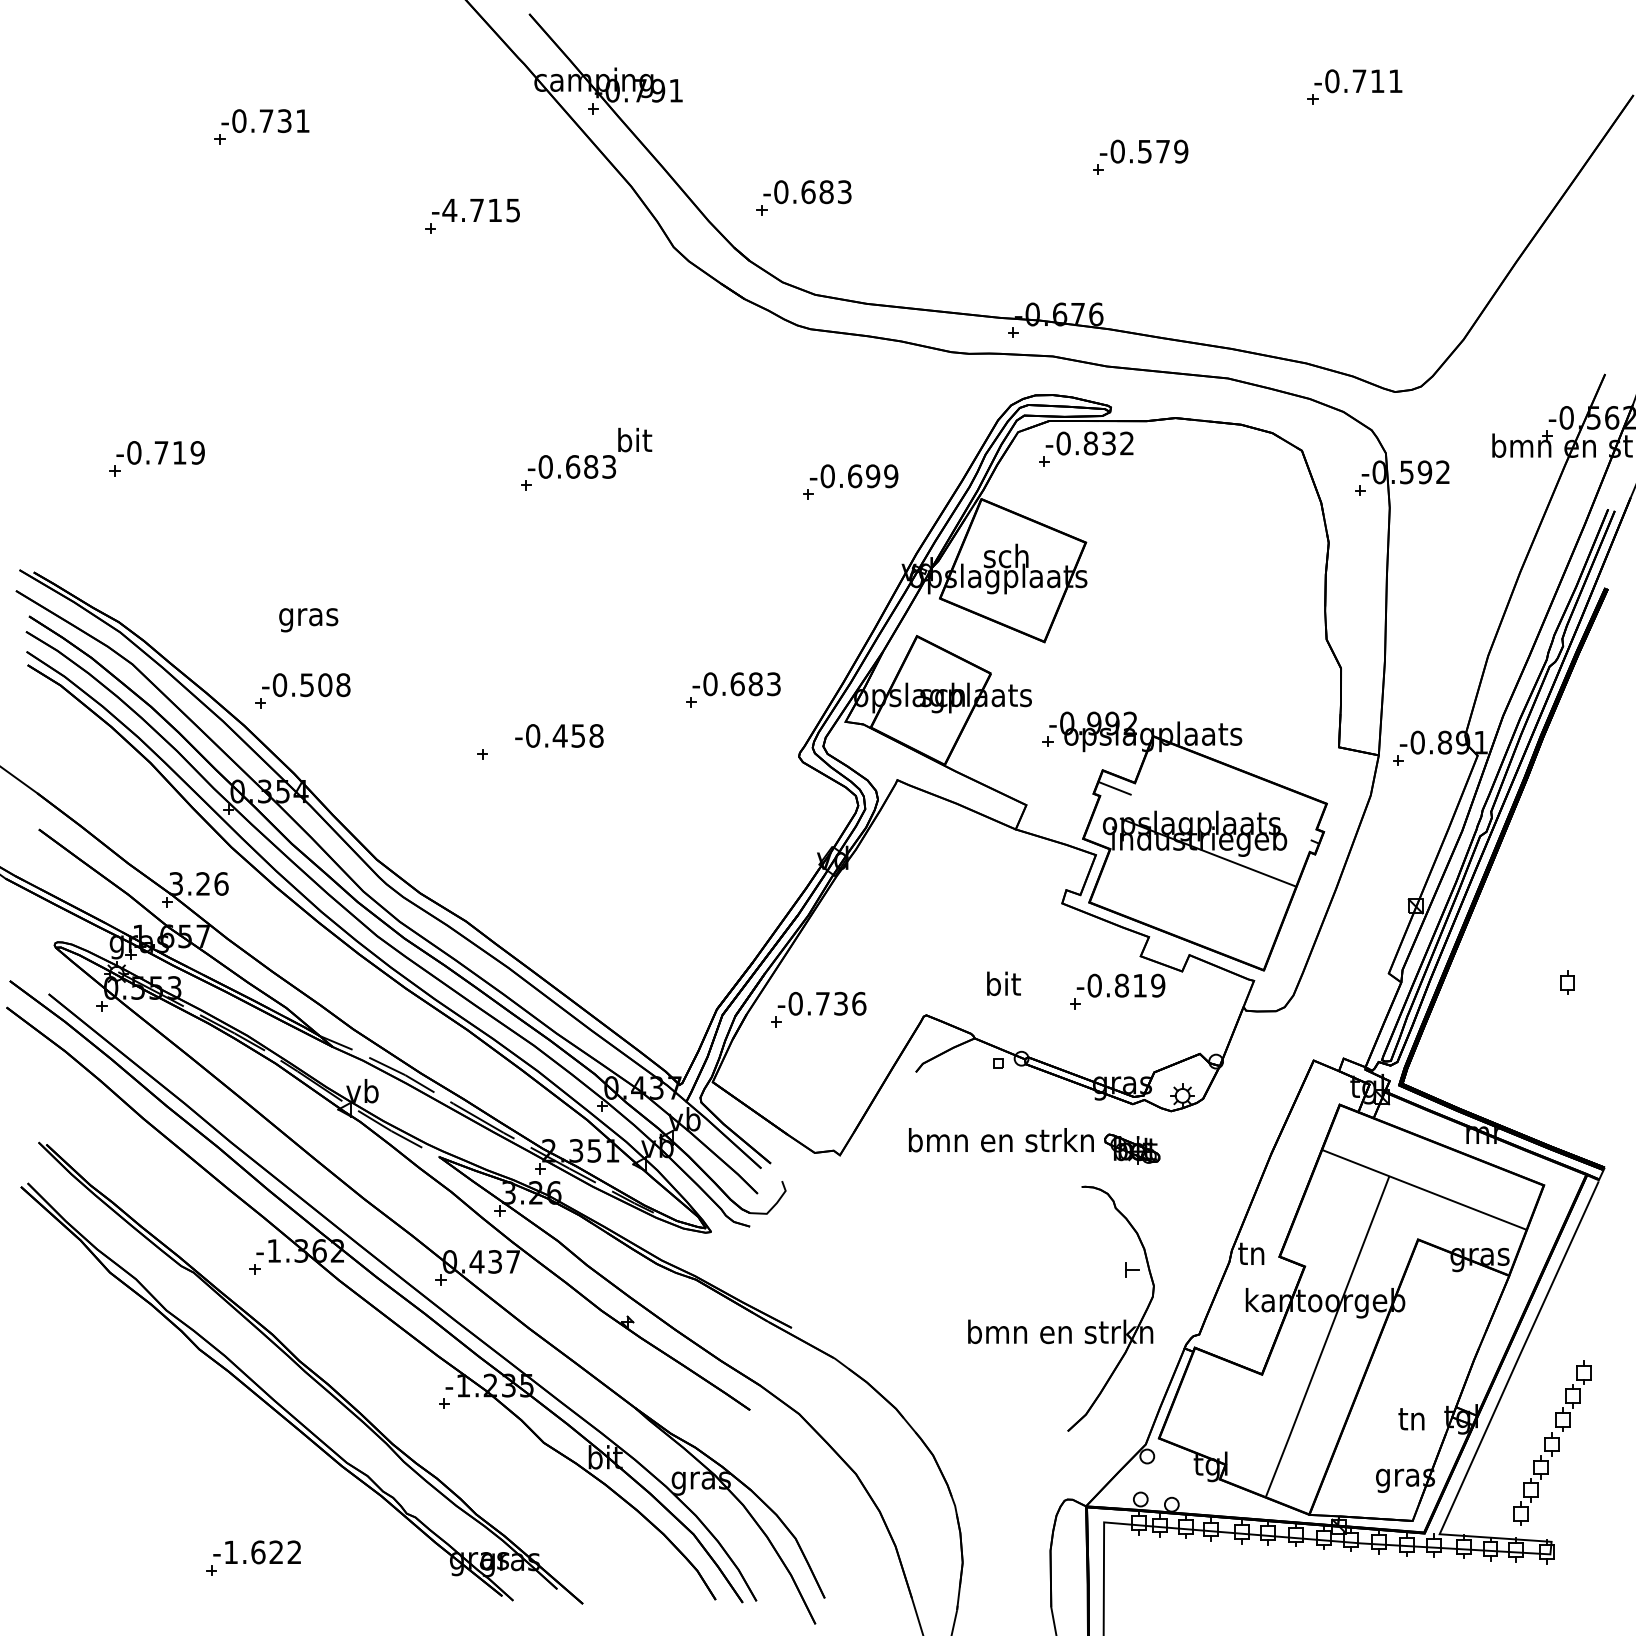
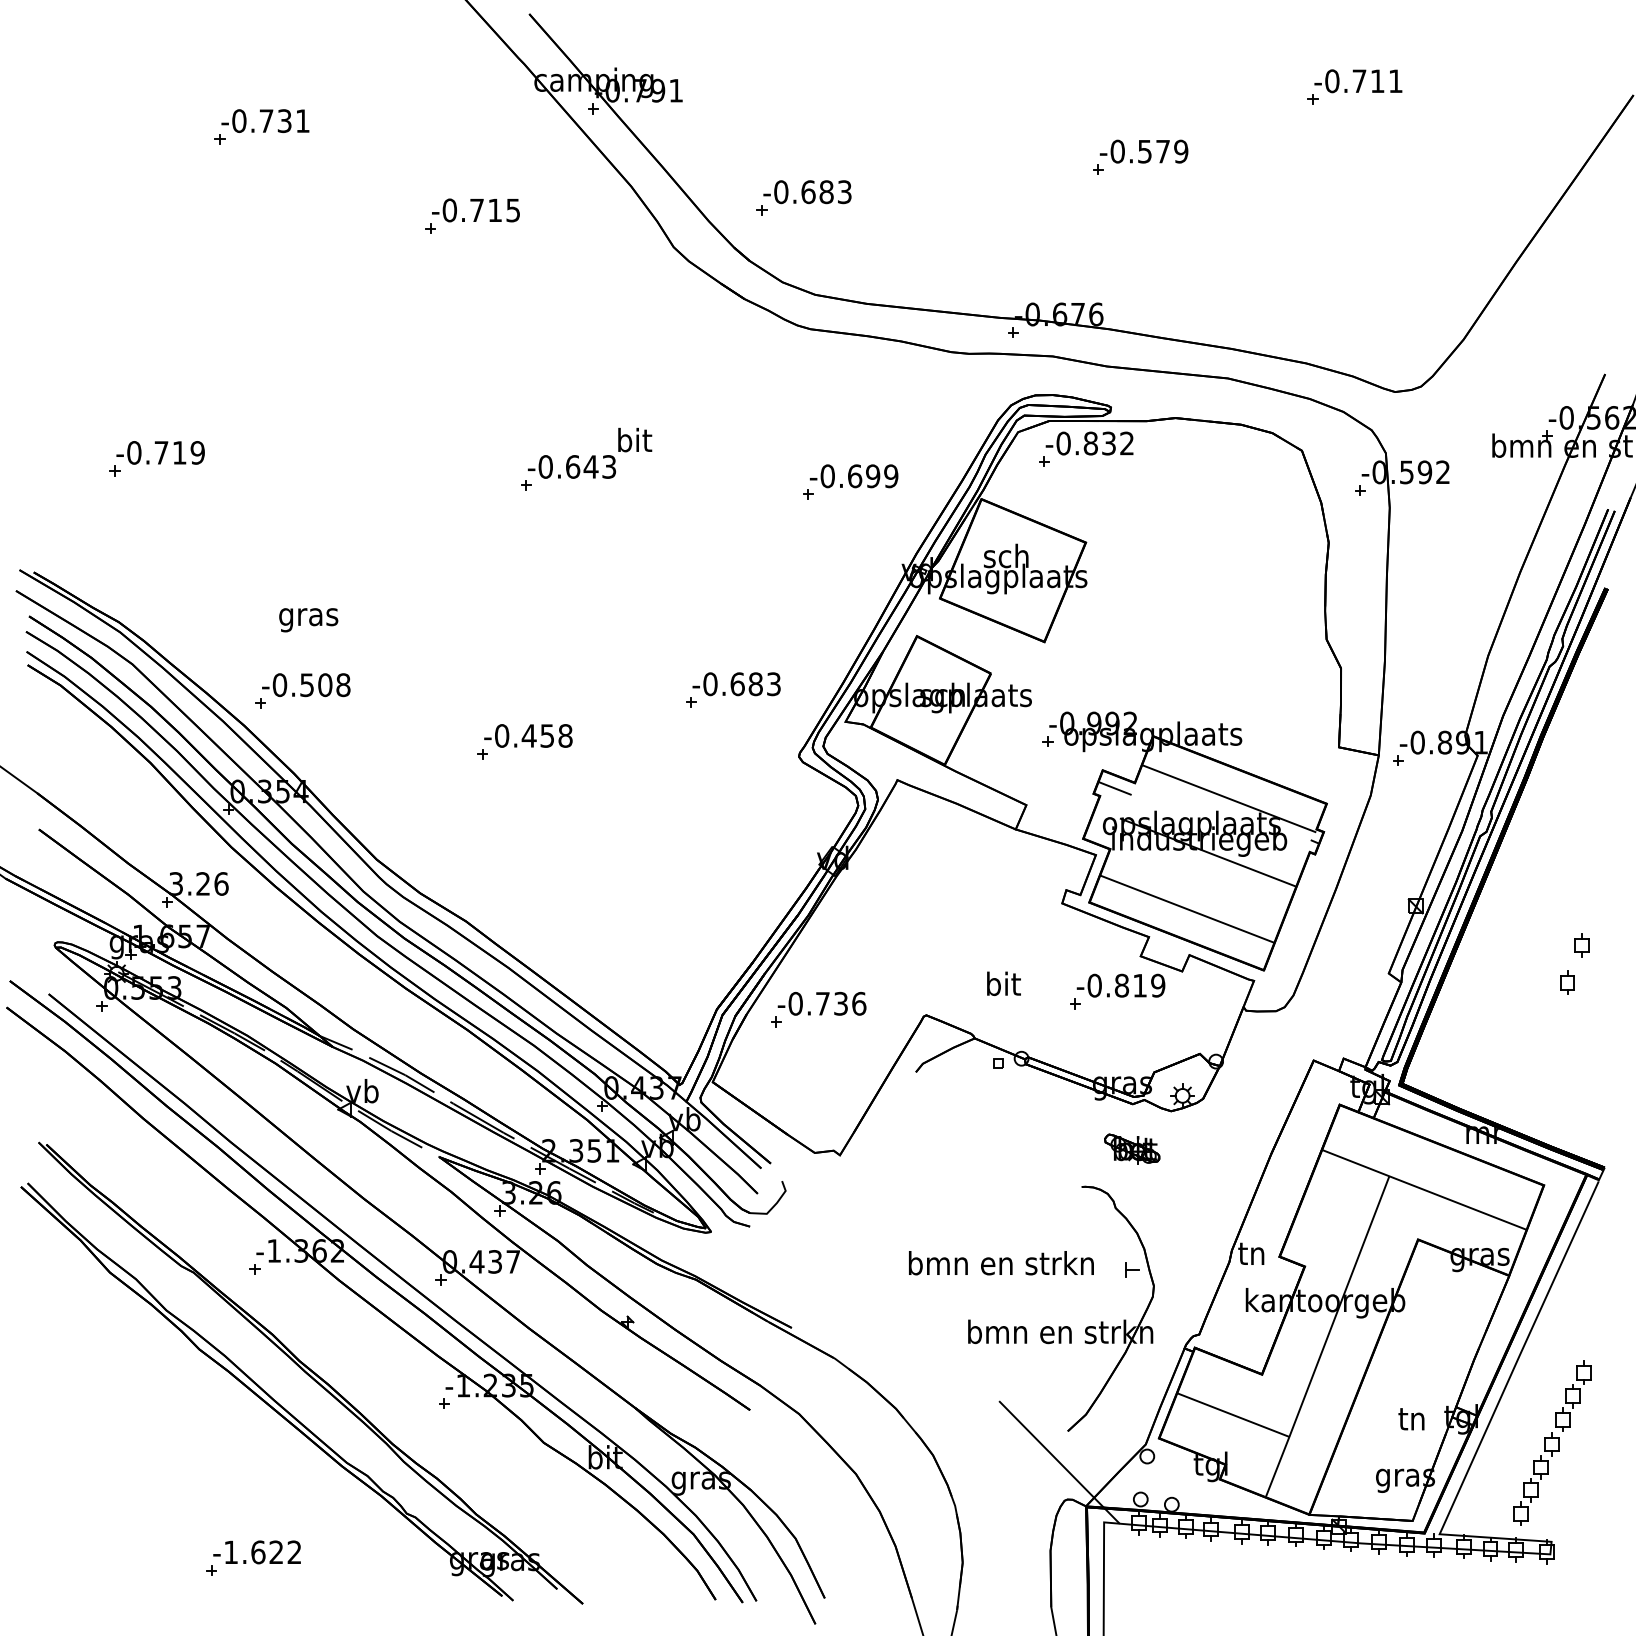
text: -4.715 -> -0.715 (449, 210)
text: -0.683 -> -0.643 (590, 466)
text position: (559, 735) -> (528, 735) (528, 735)
line: none -> present (1228, 798)
line: none -> present (1186, 908)
part: none -> present (1581, 945)
text position: (1001, 1140) -> (1001, 1263) (1001, 1263)
line: none -> present (1232, 1414)
line: none -> present (1059, 1462)
